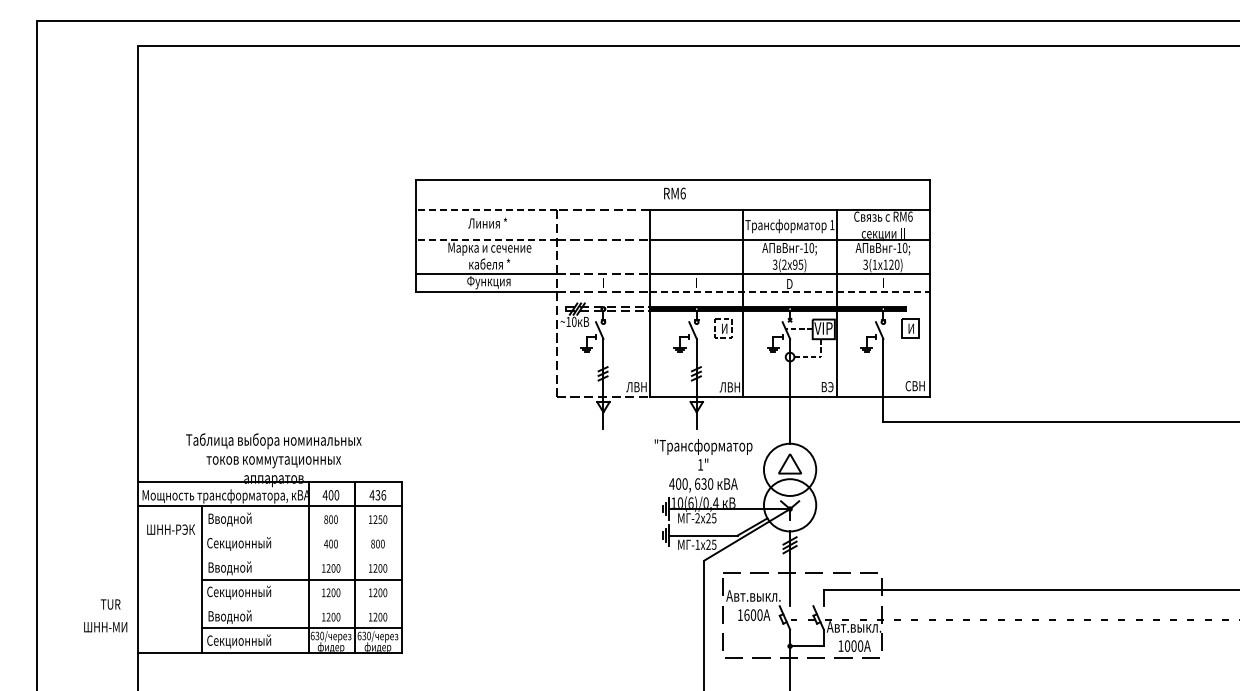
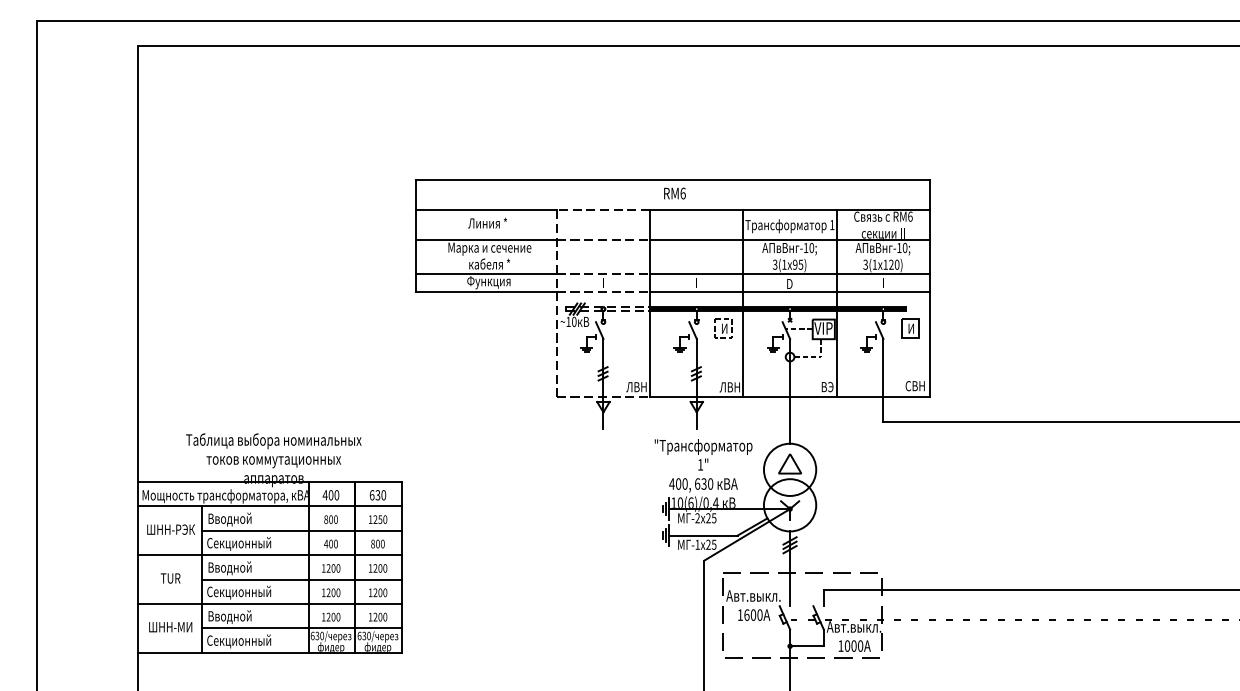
line: dashed -> solid (486, 210)
line: dashed -> solid (486, 240)
text: 3(2 -> 3(1 (784, 264)
line: dashed -> solid (790, 292)
text: 436 -> 630 (377, 495)
line: none -> present (302, 530)
line: none -> present (269, 555)
line: none -> present (269, 603)
text position: (110, 604) -> (170, 578) (170, 578)
text position: (105, 627) -> (170, 627) (170, 627)
